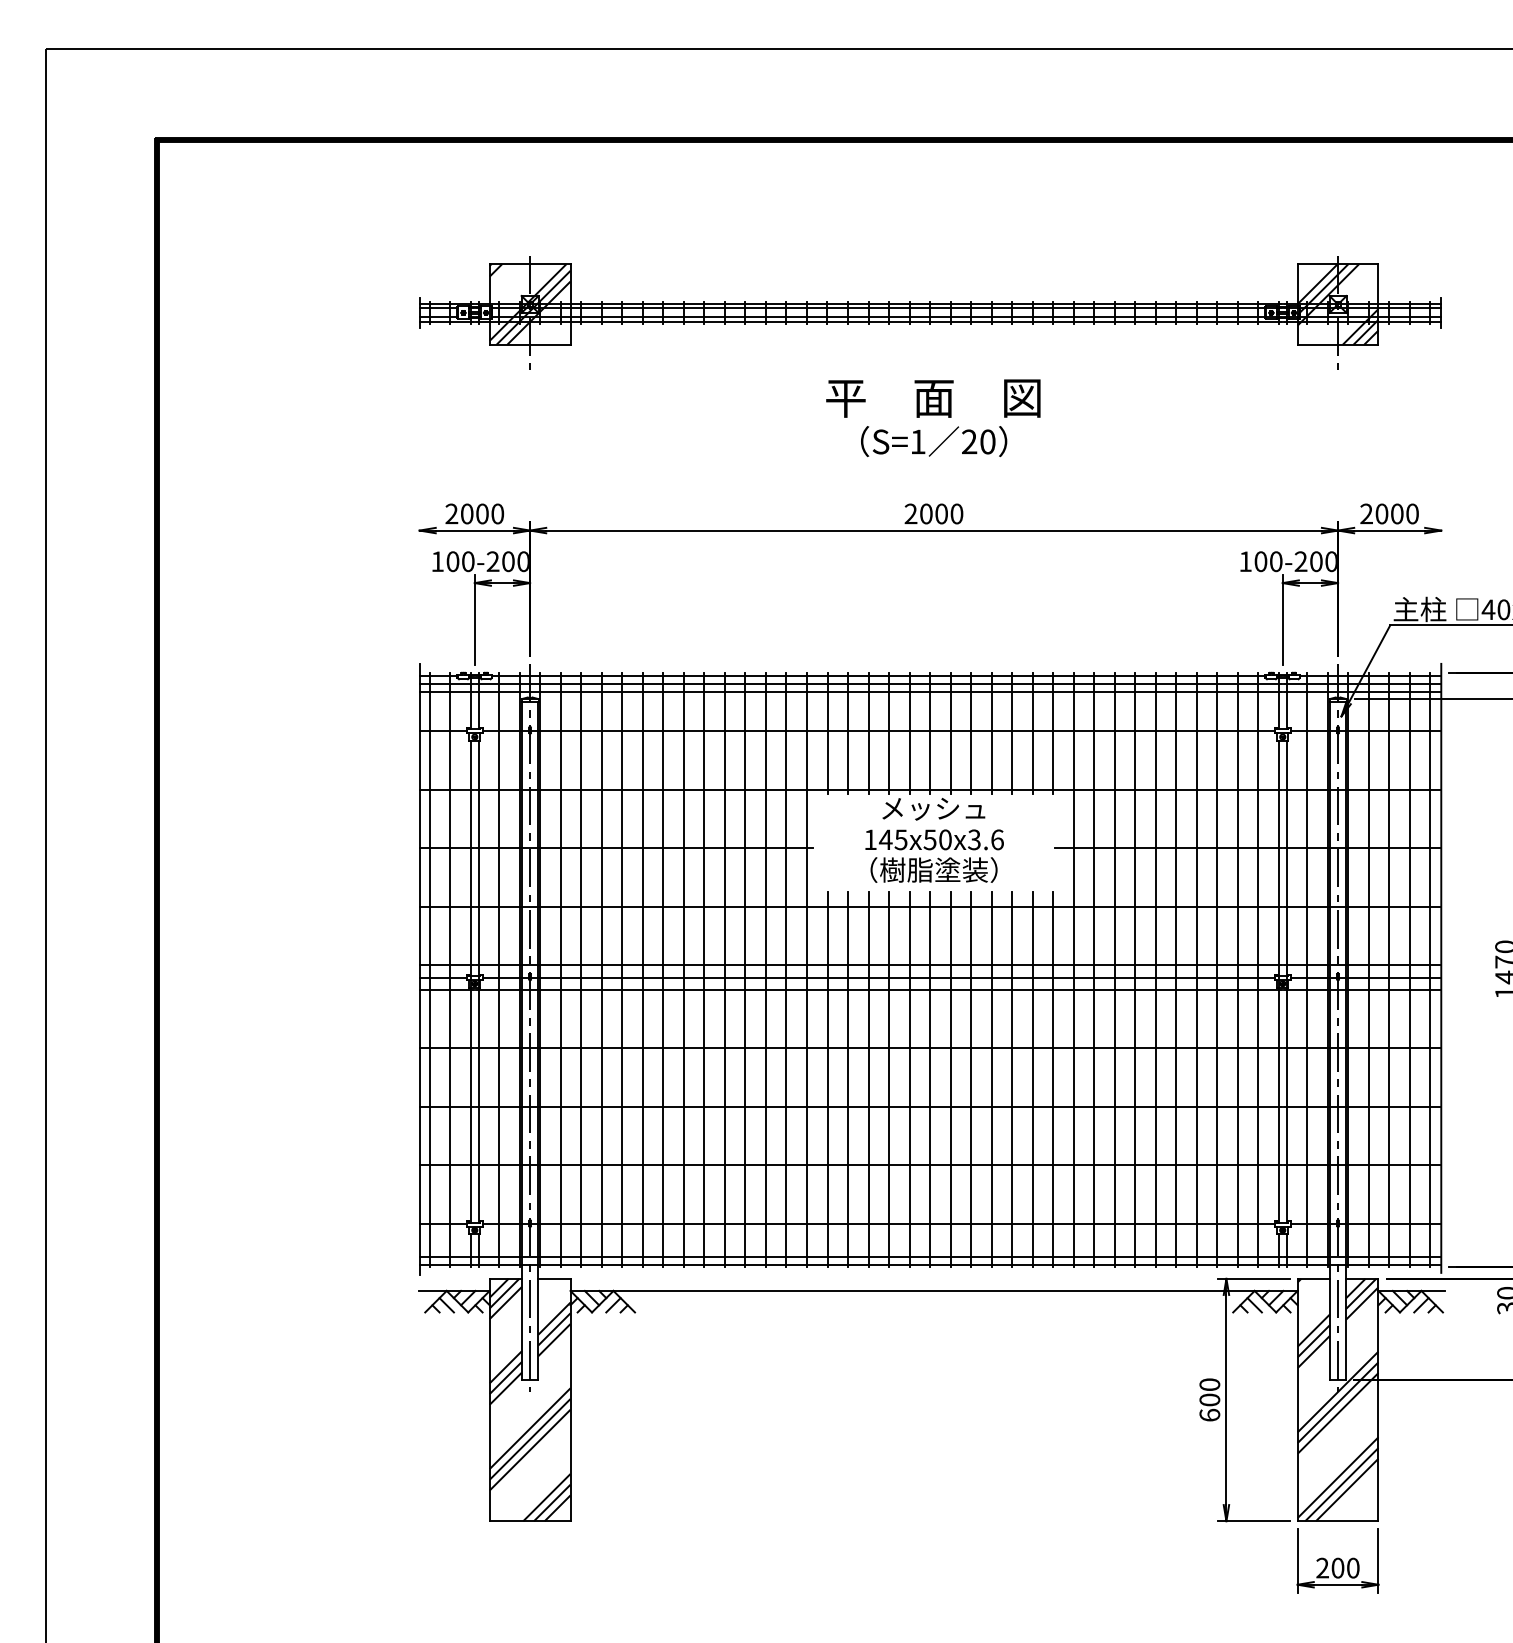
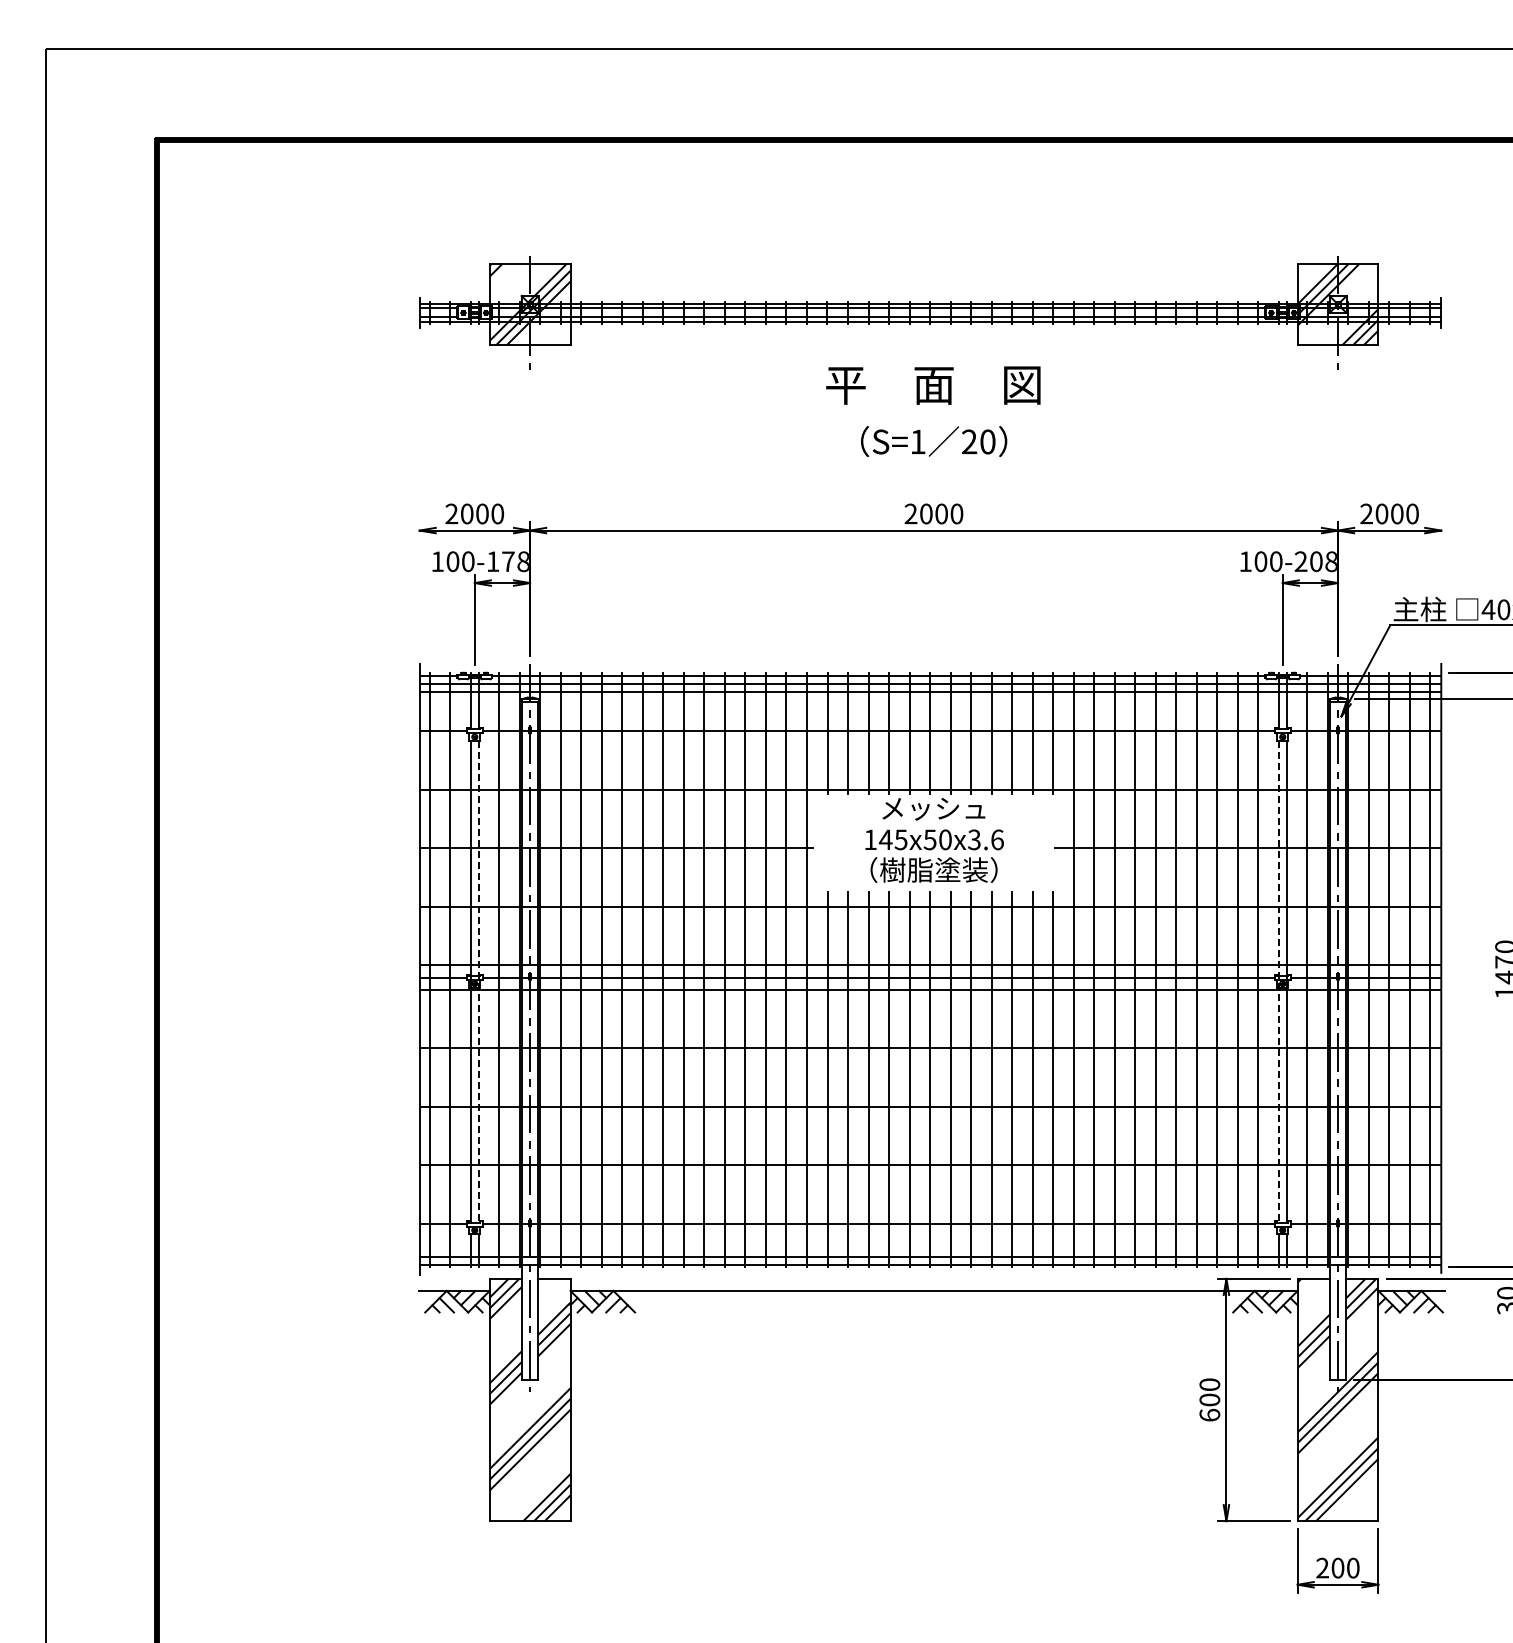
text position: (933, 398) -> (933, 385) (933, 385)
text: 100-200 -> 100-178 (507, 561)
text: 100-200 -> 100-208 (1330, 561)
line: solid -> dashed (478, 981)
line: solid -> dashed (1278, 981)
